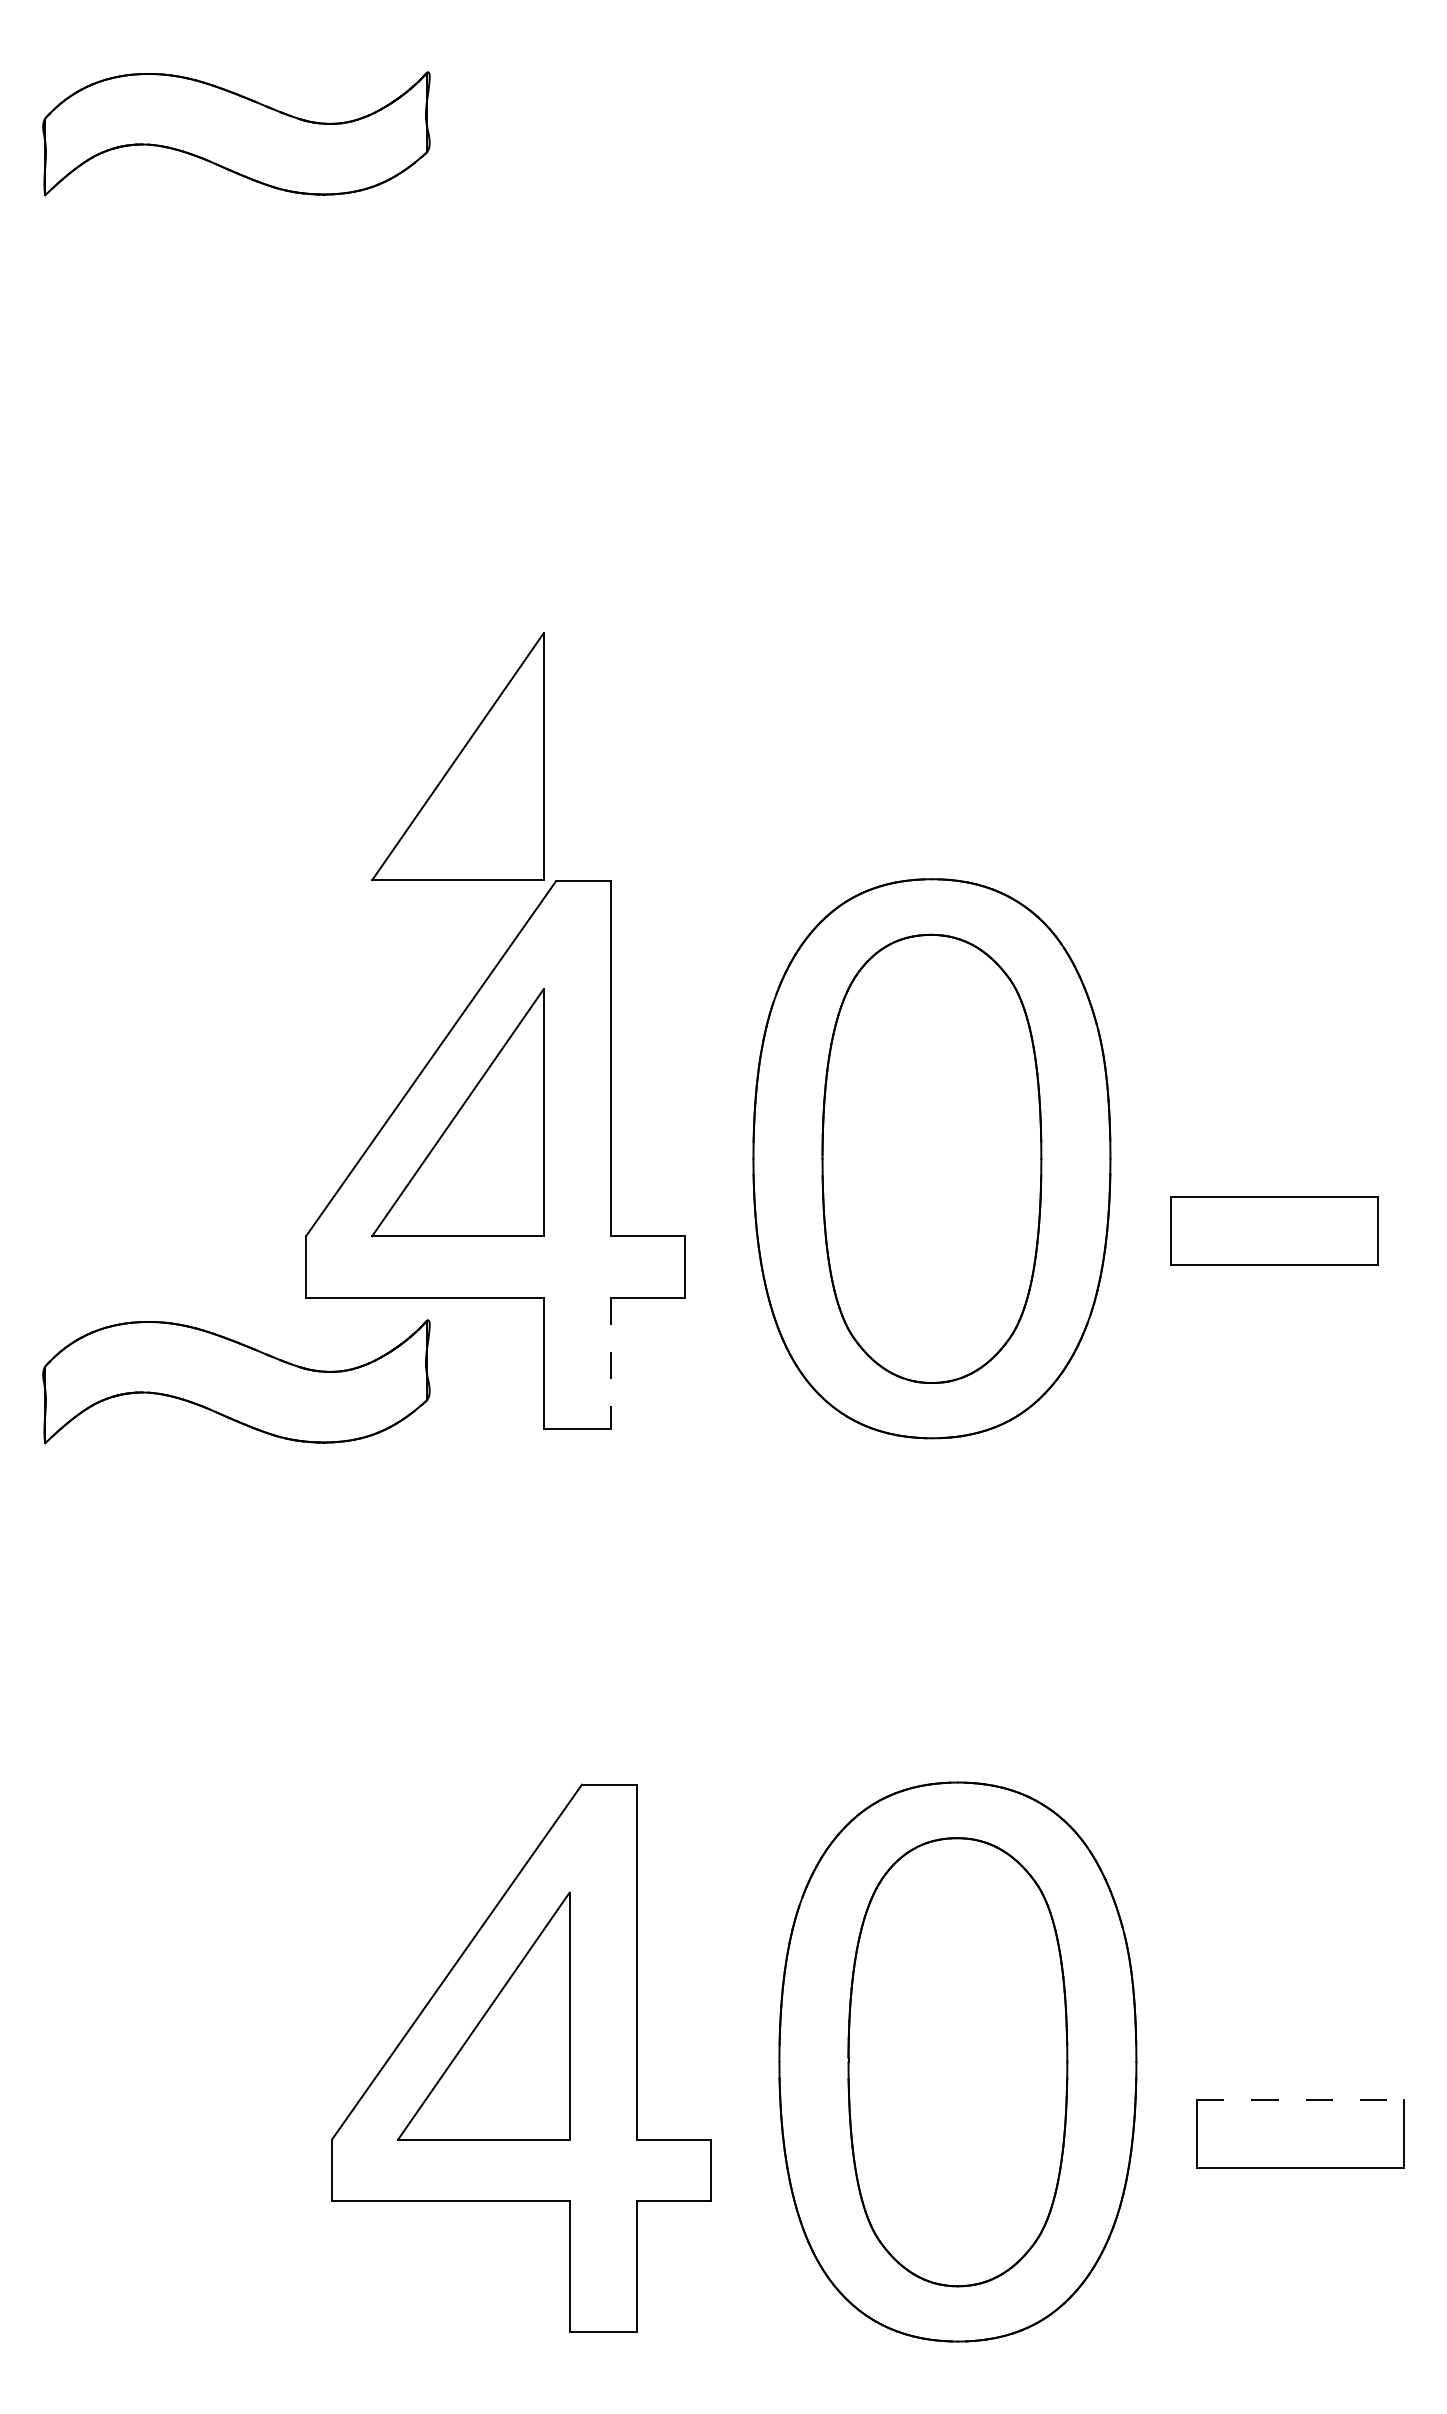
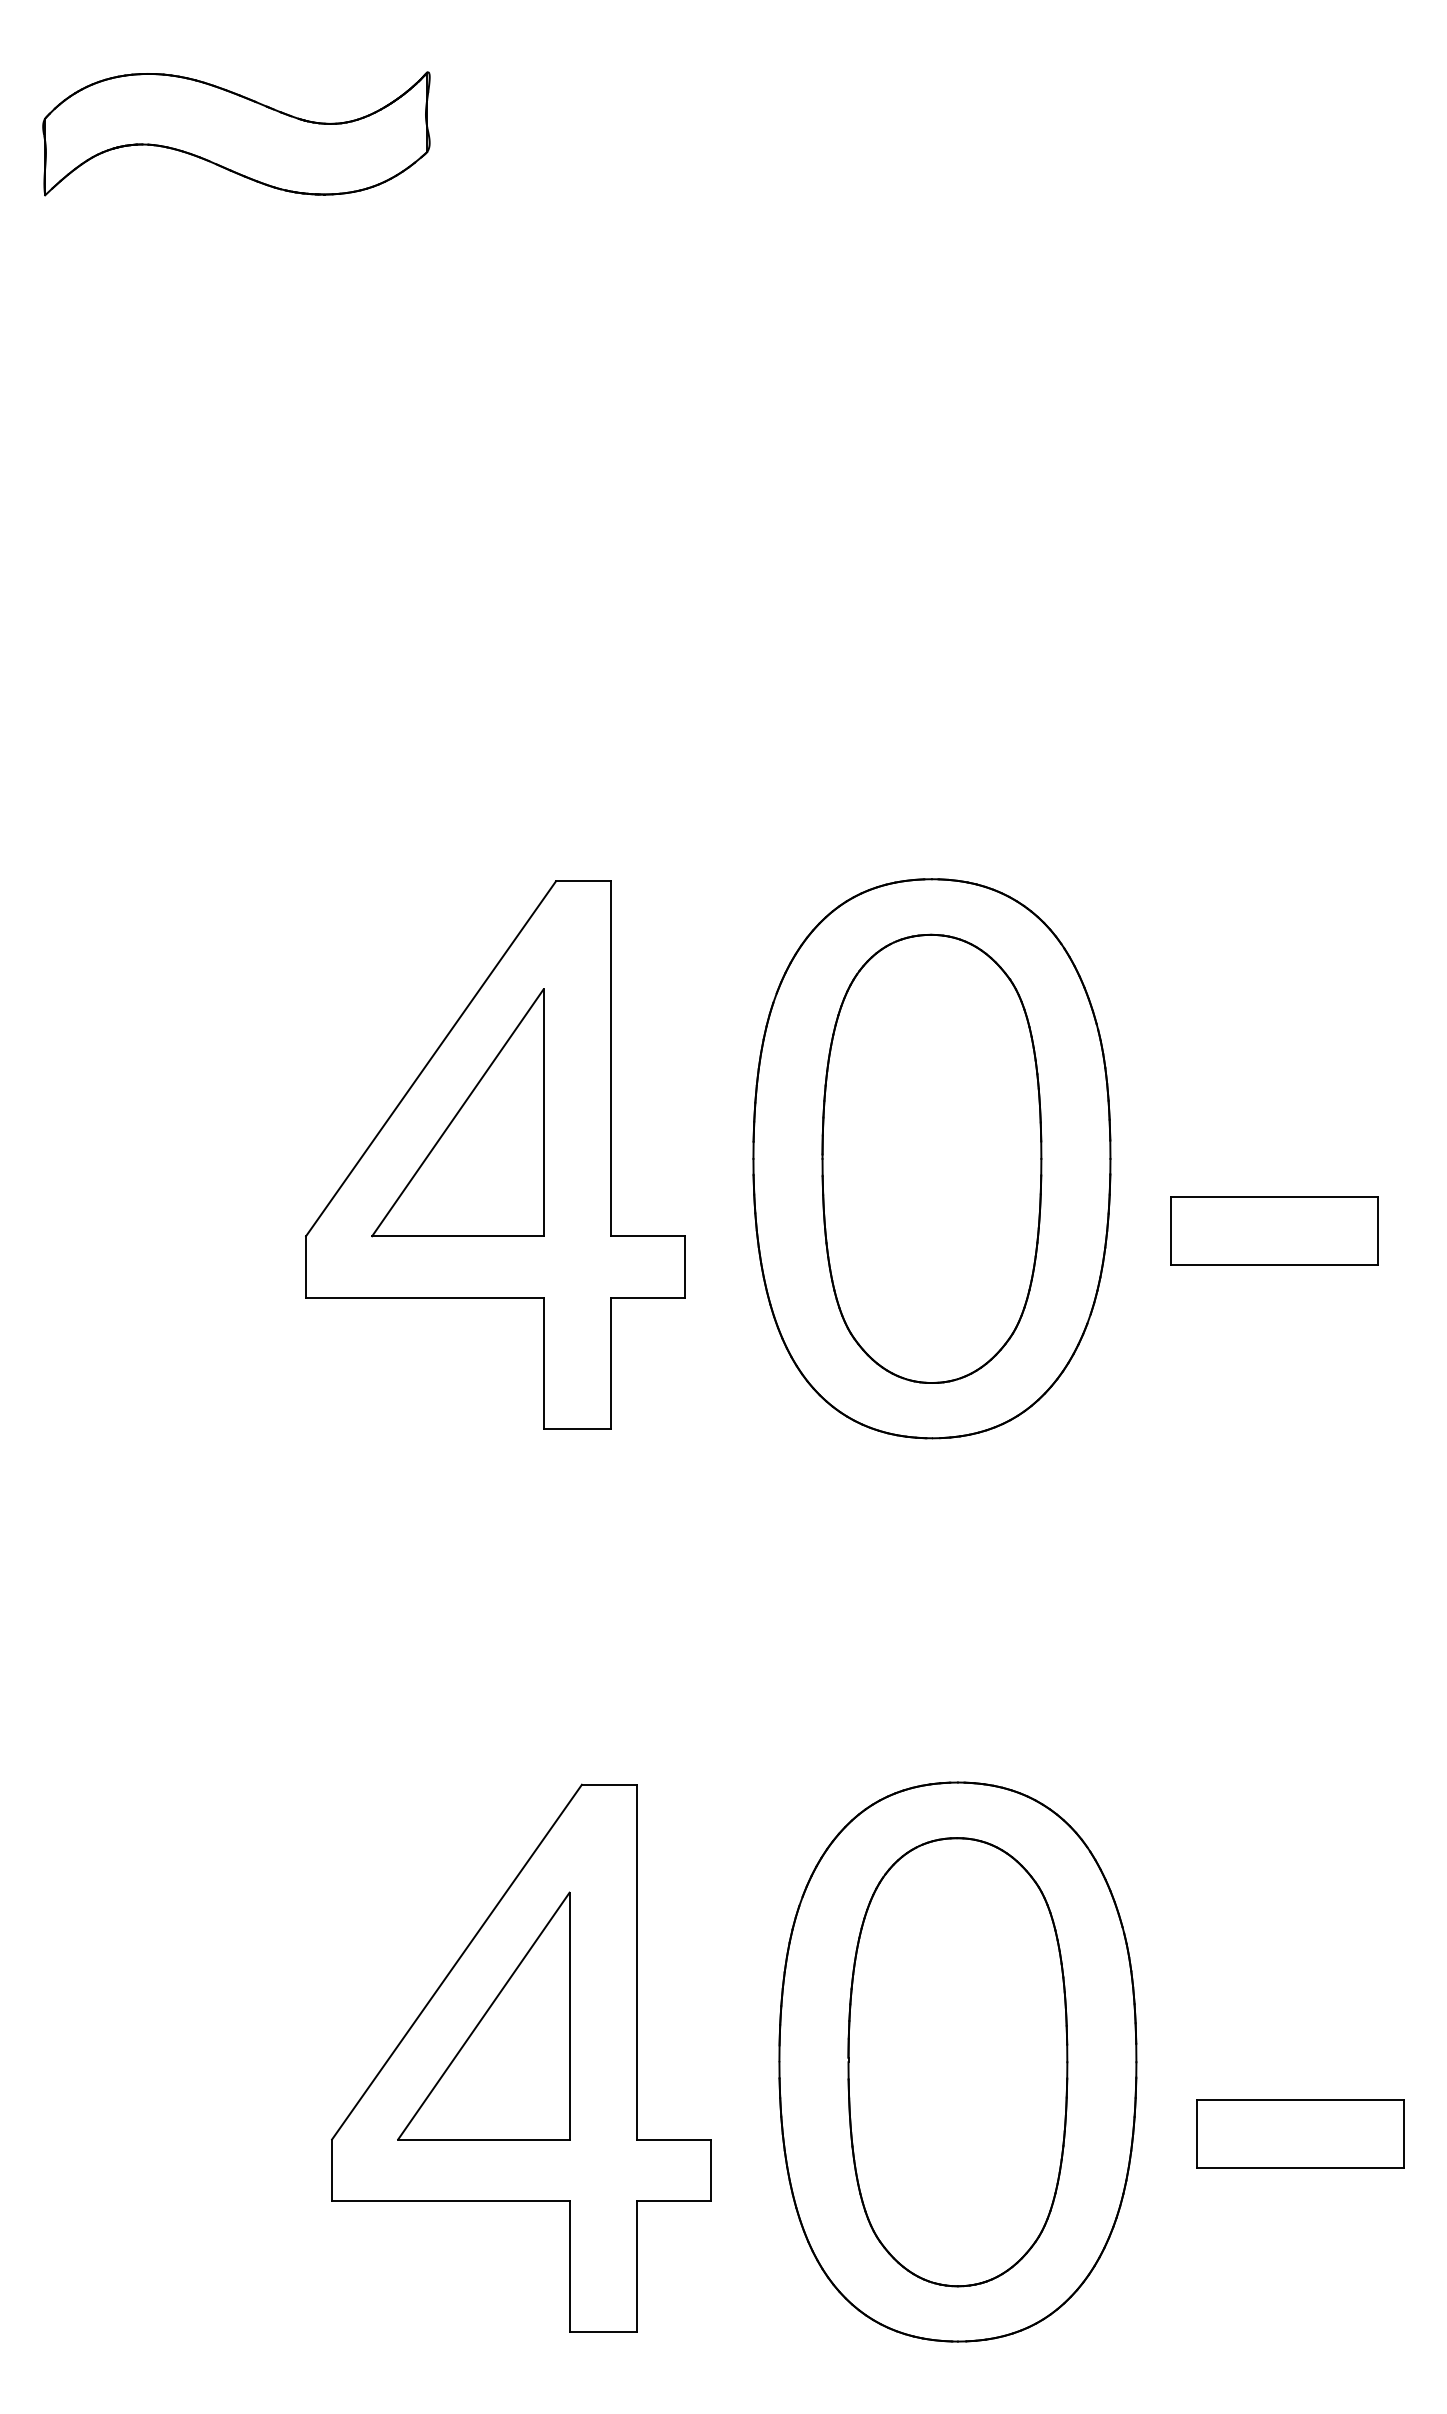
part: present -> none (457, 756)
line: dashed -> solid (610, 1363)
part: present -> none (236, 1381)
line: dashed -> solid (1301, 2100)
